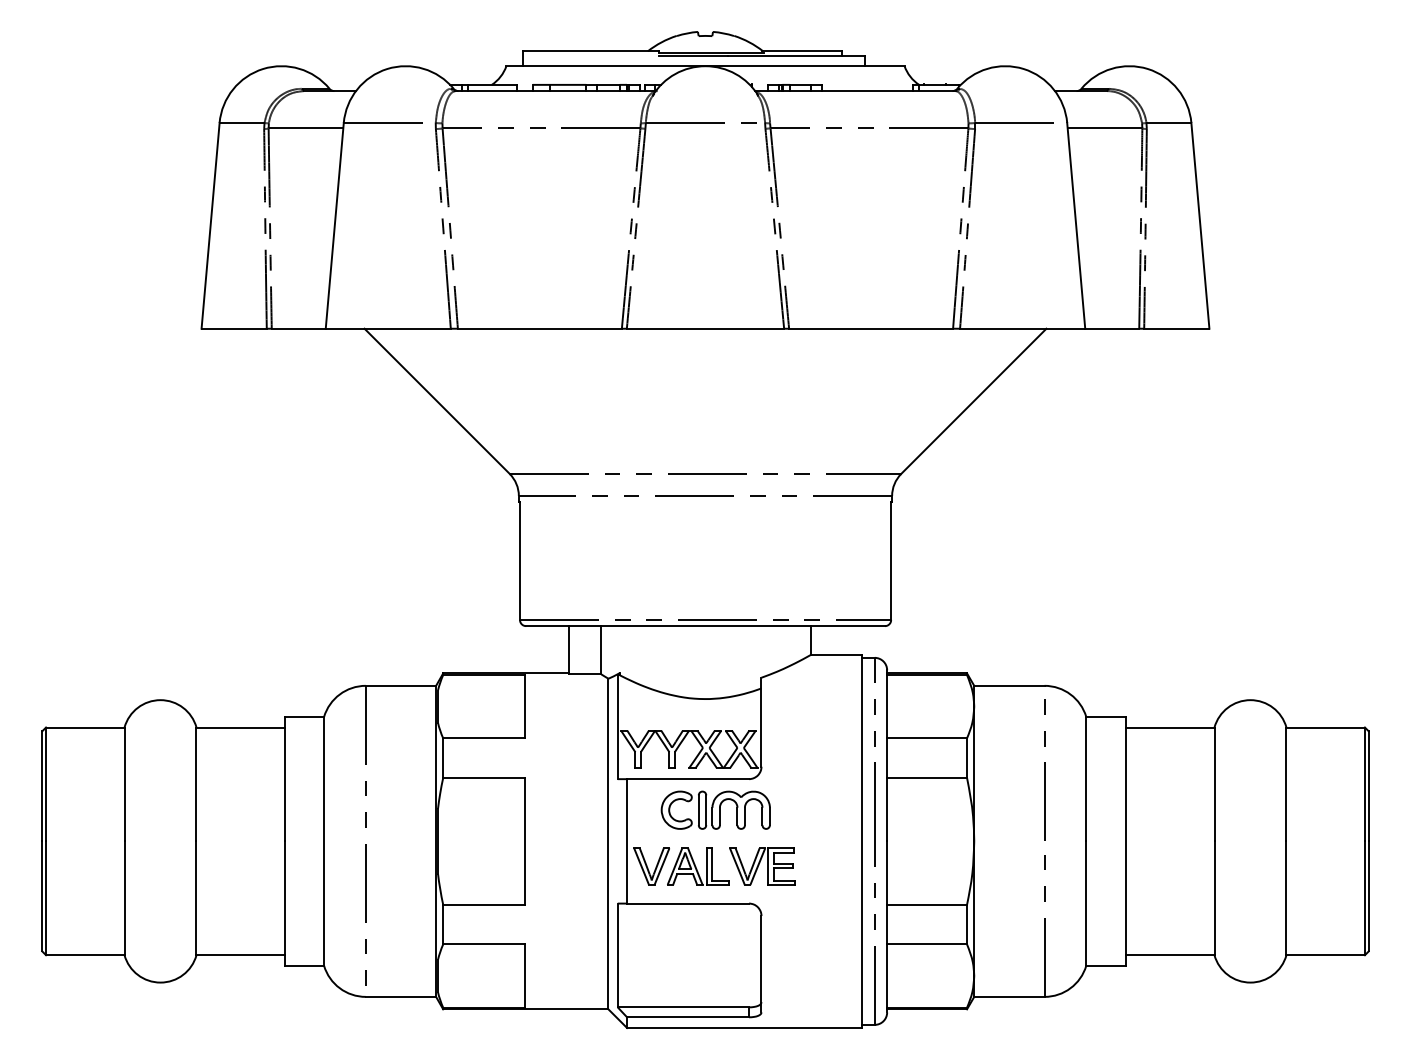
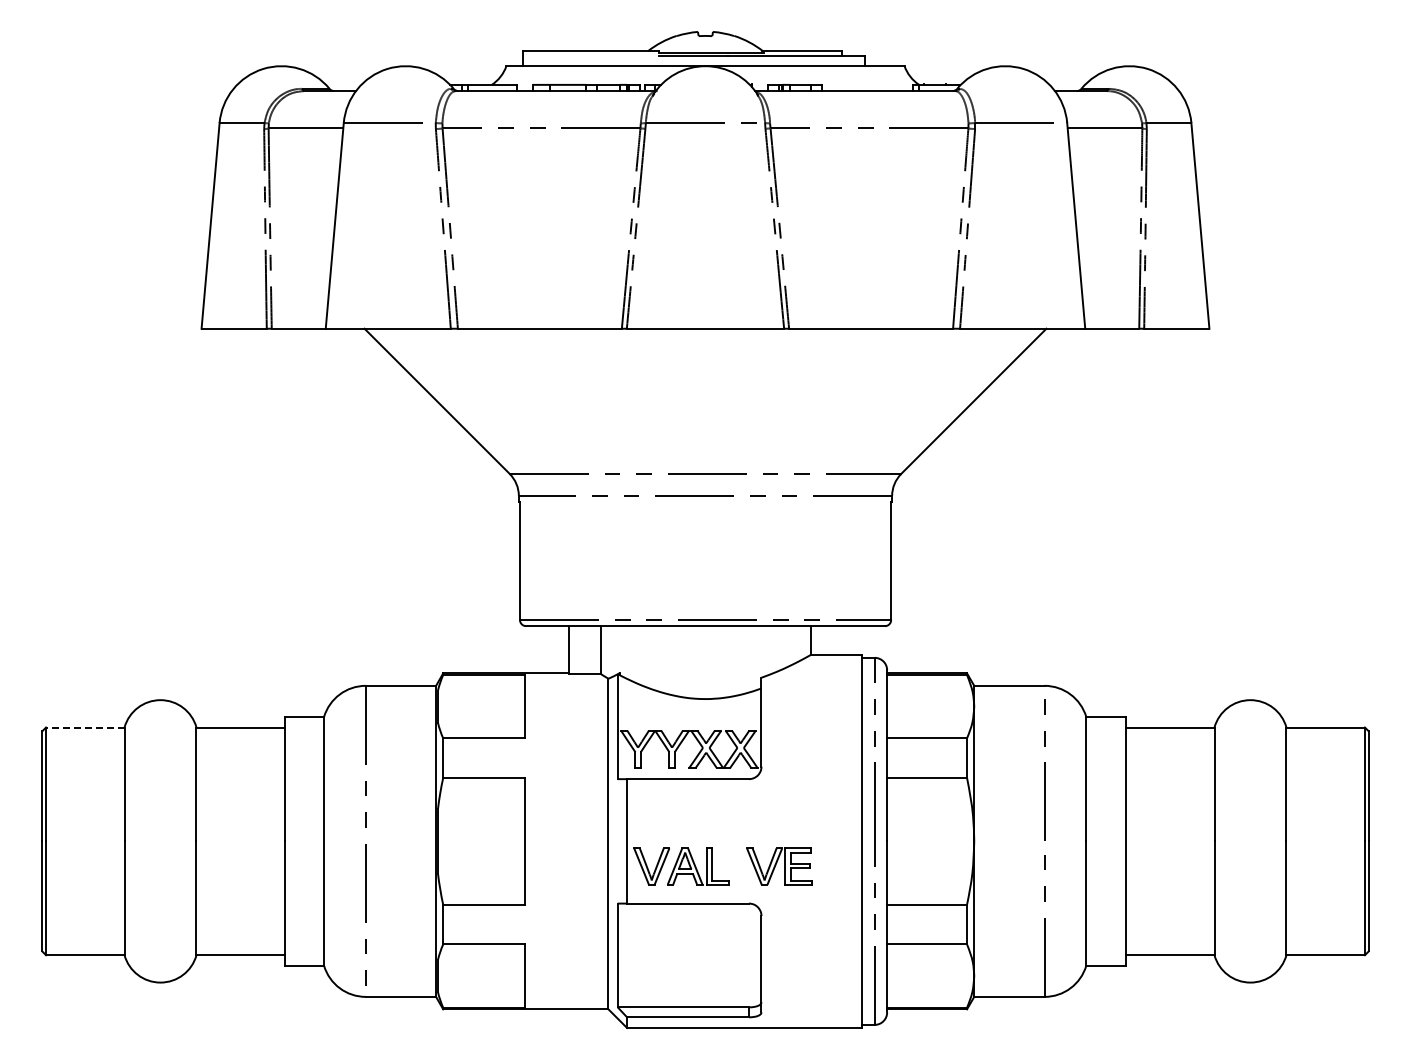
line: solid -> dashed (84, 727)
part: present -> none (715, 809)
part position: (762, 866) -> (779, 866) (779, 866)
